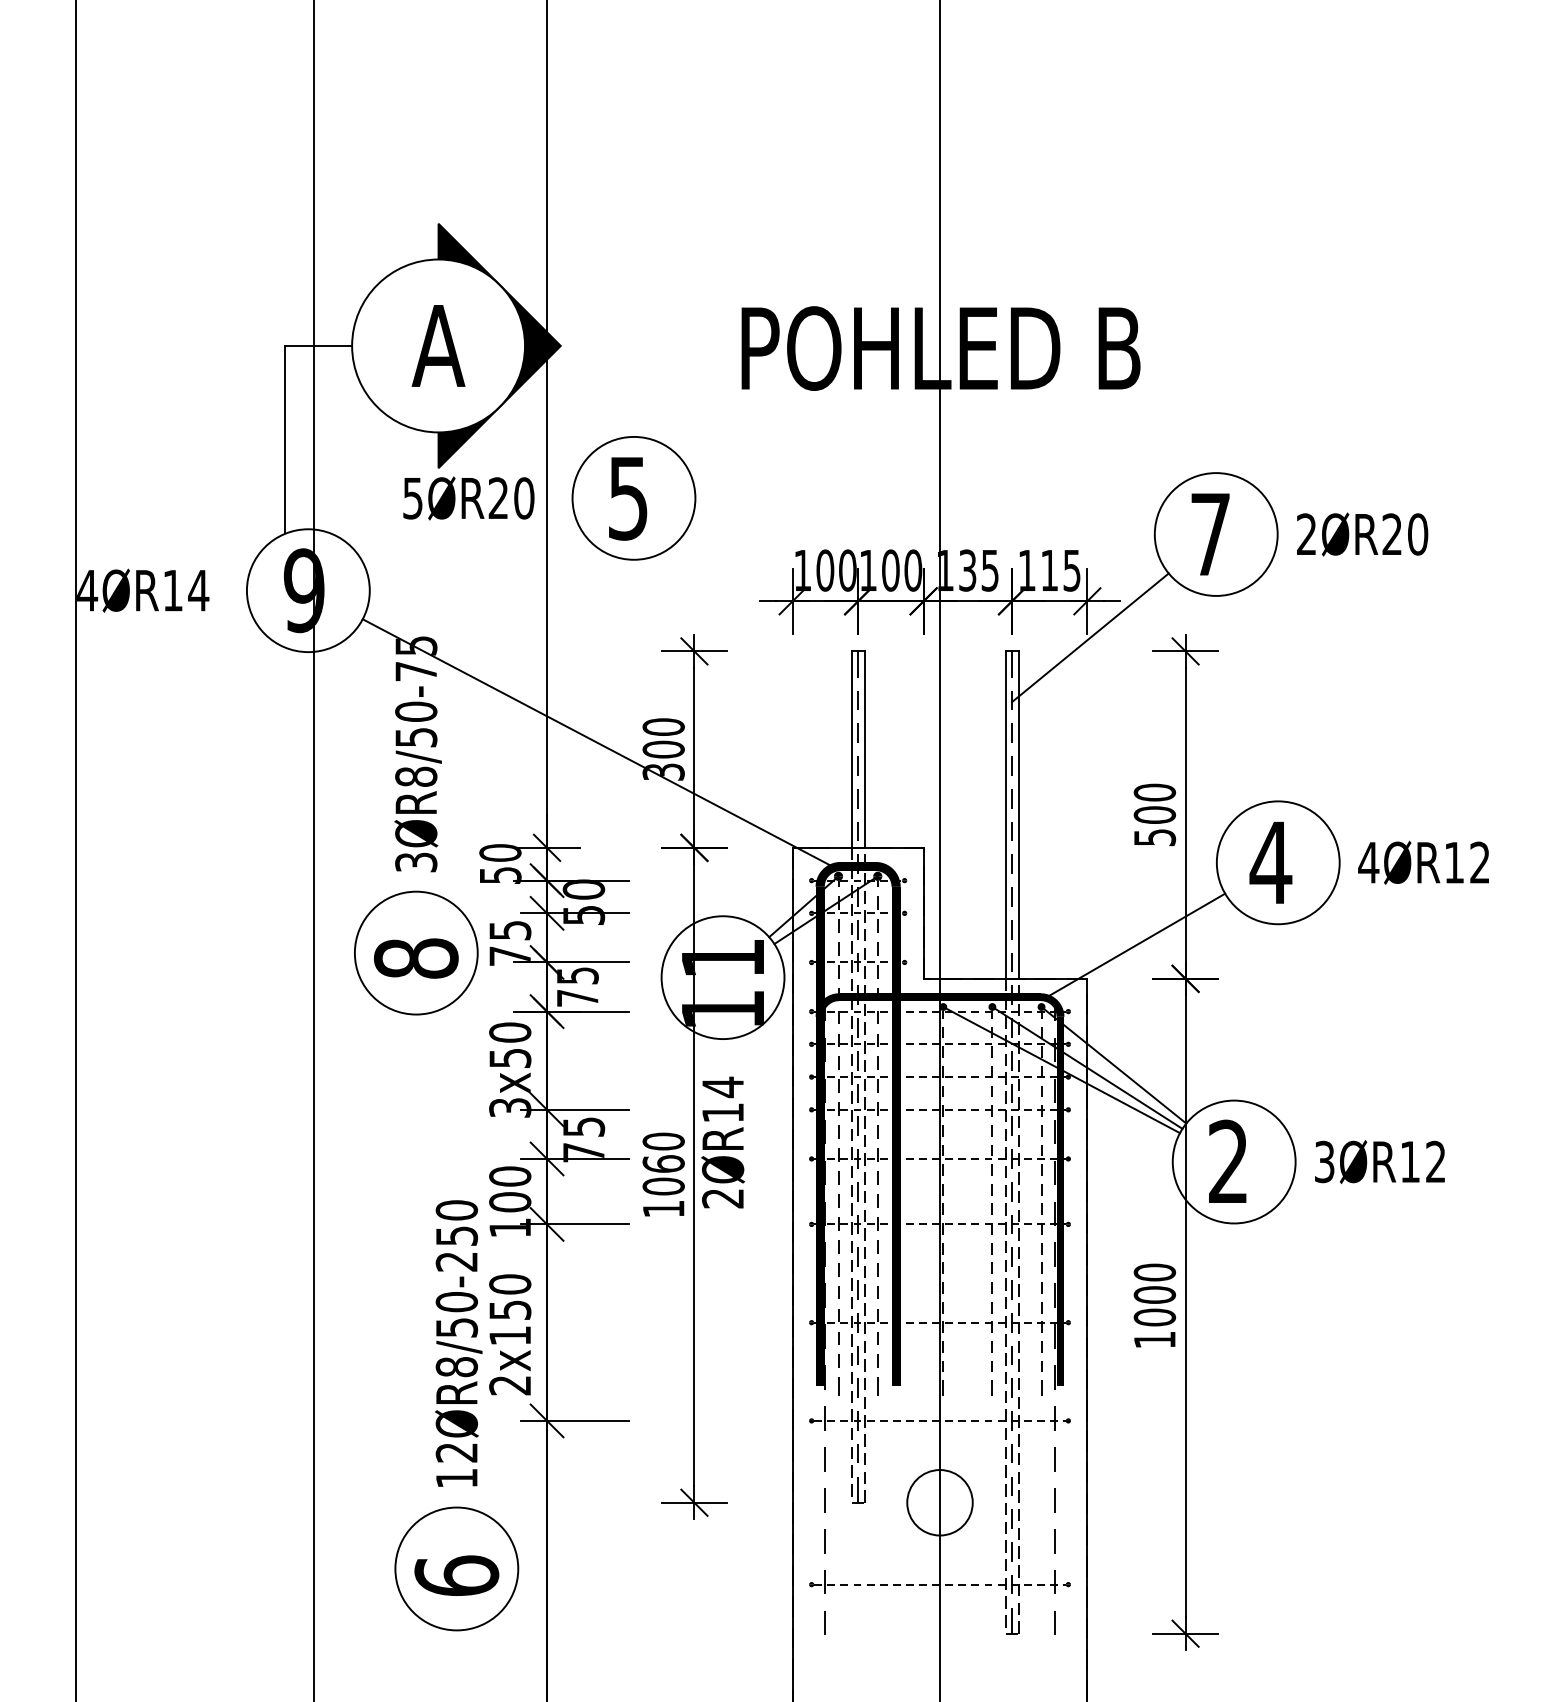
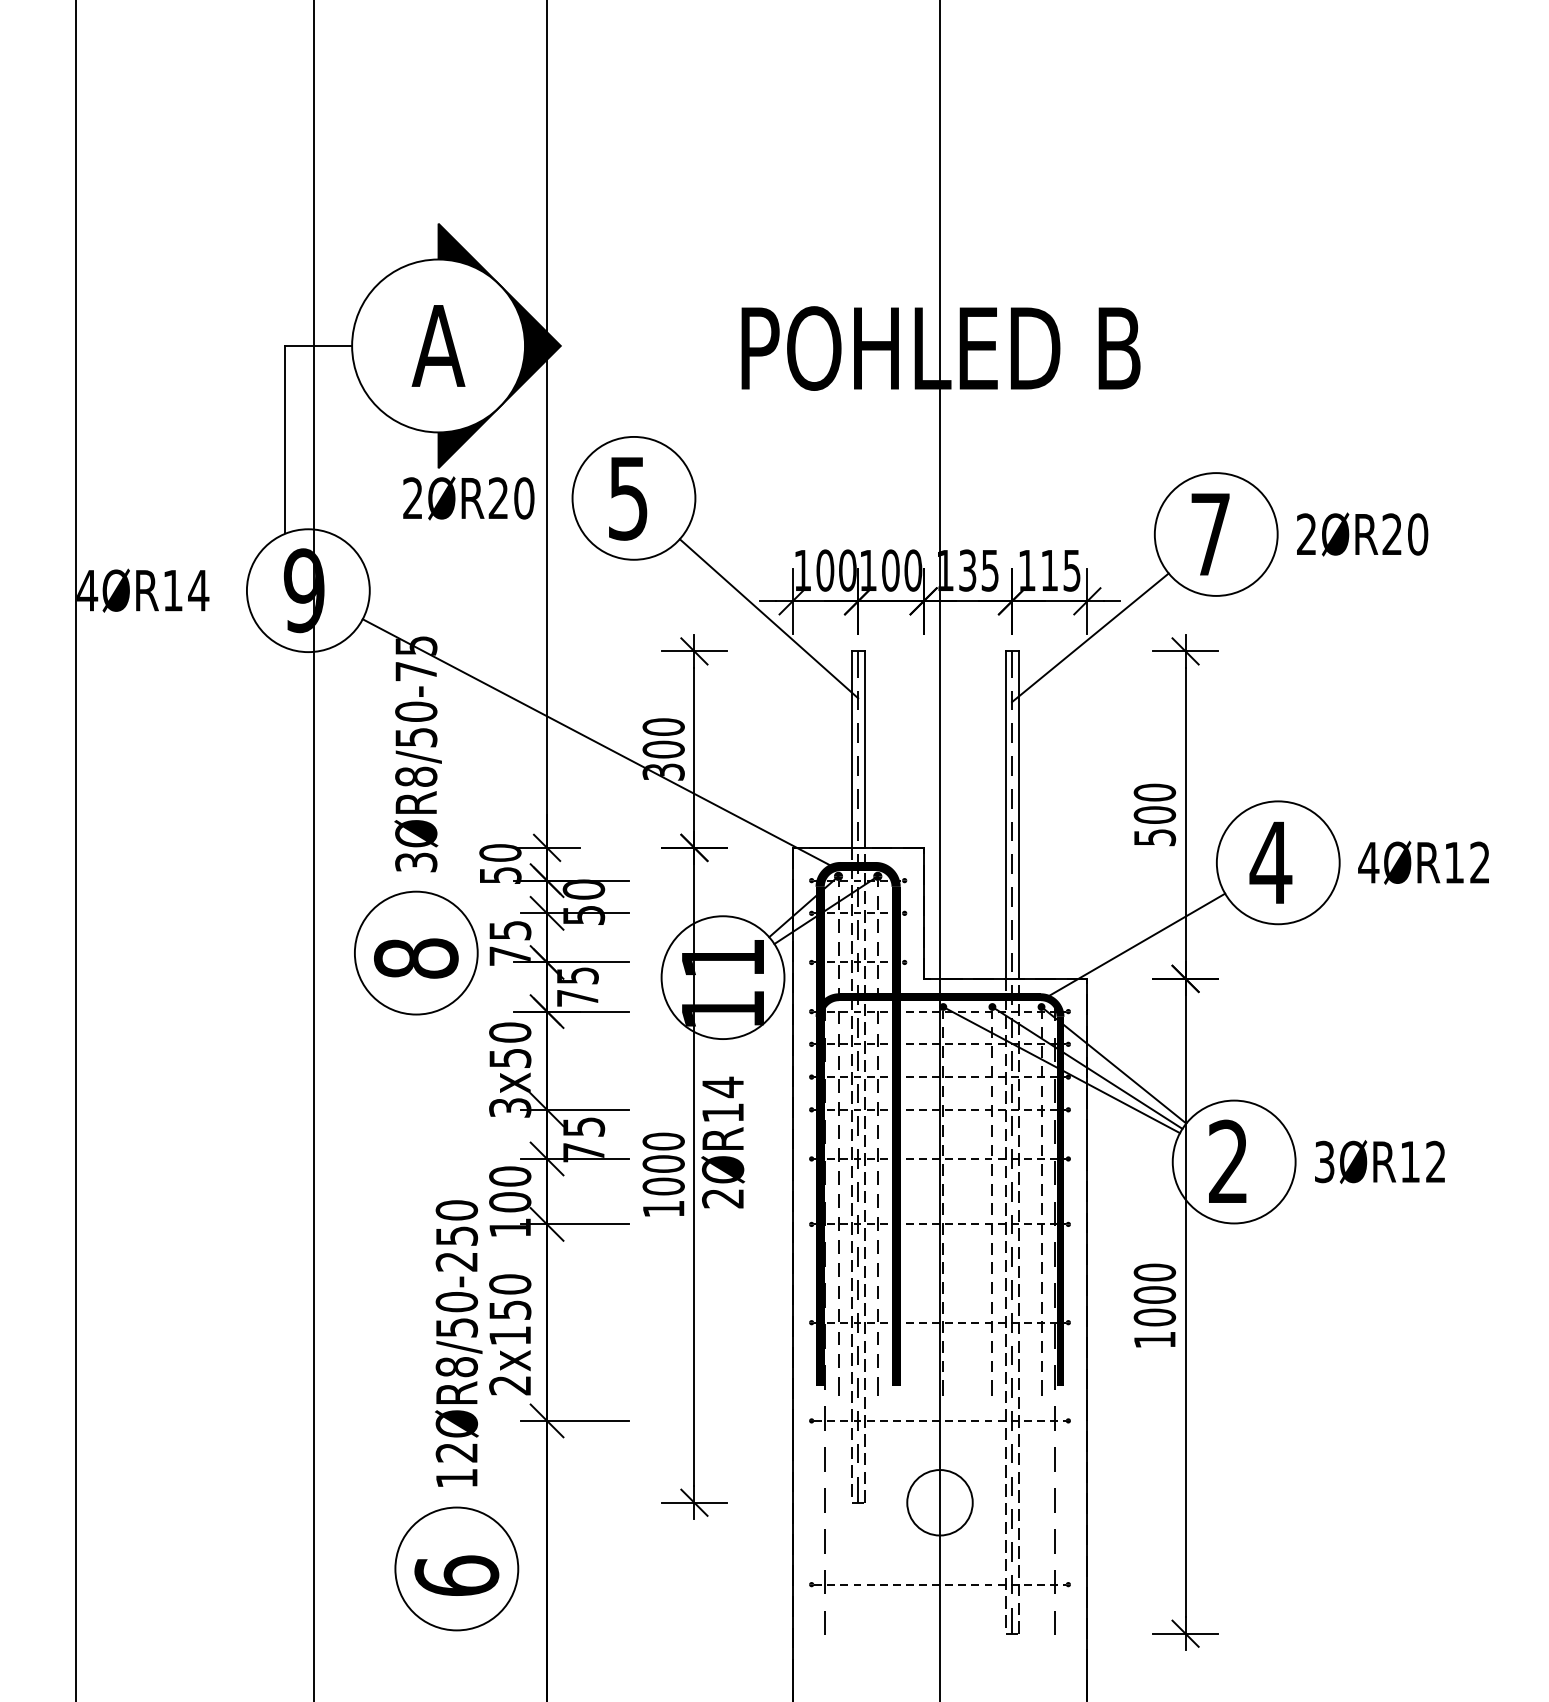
text: 5ØR20 -> 2ØR20 (412, 498)
line: none -> present (768, 618)
text: 1060 -> 1000 (663, 1163)
